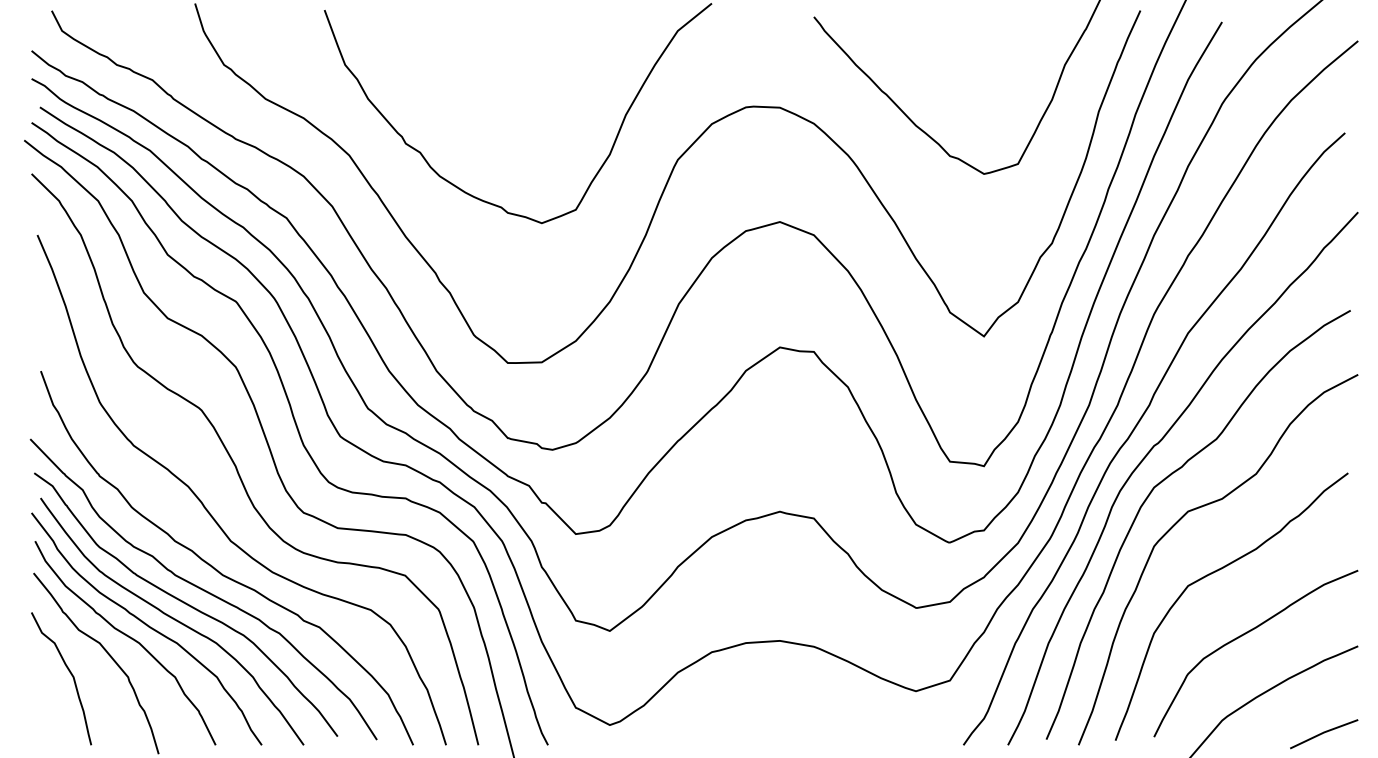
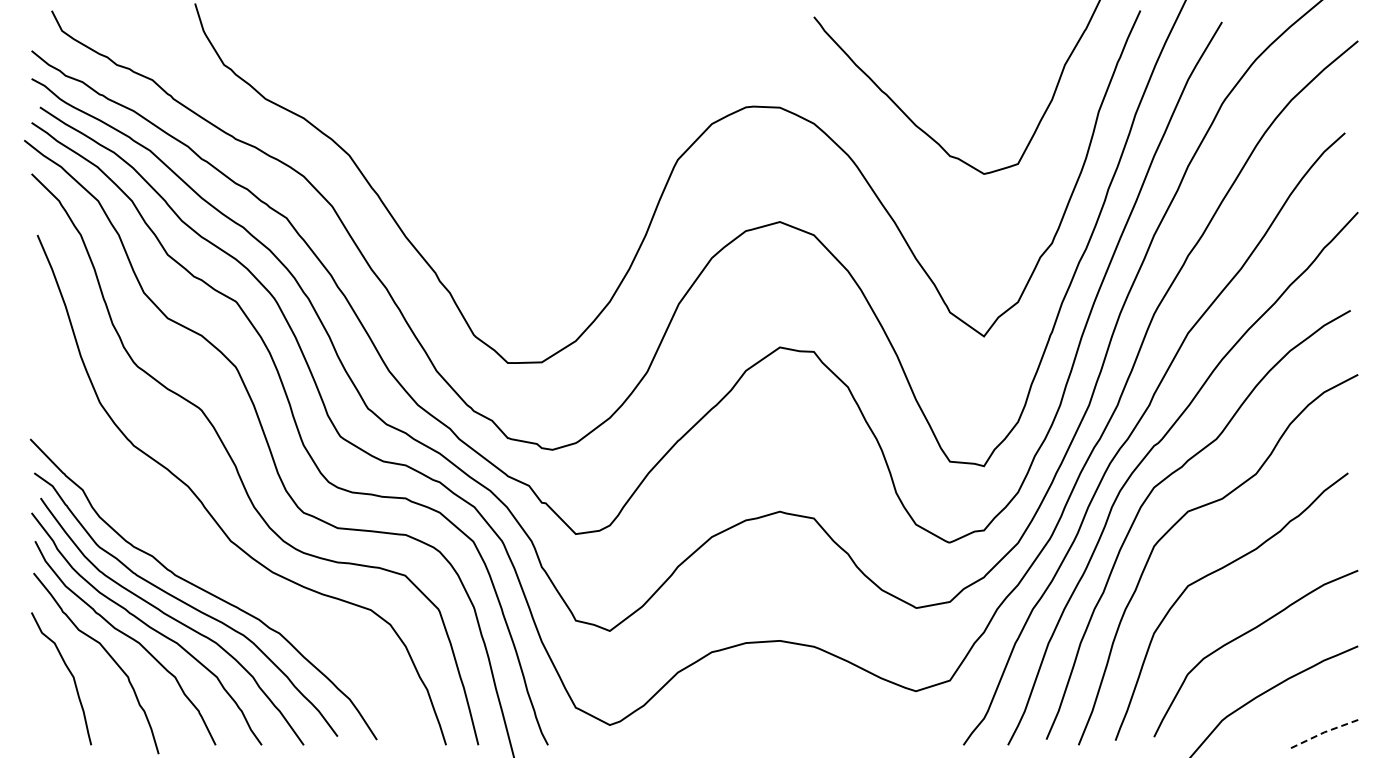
curve: present -> none (488, 201)
curve: present -> none (217, 569)
line: solid -> dashed (1324, 732)
